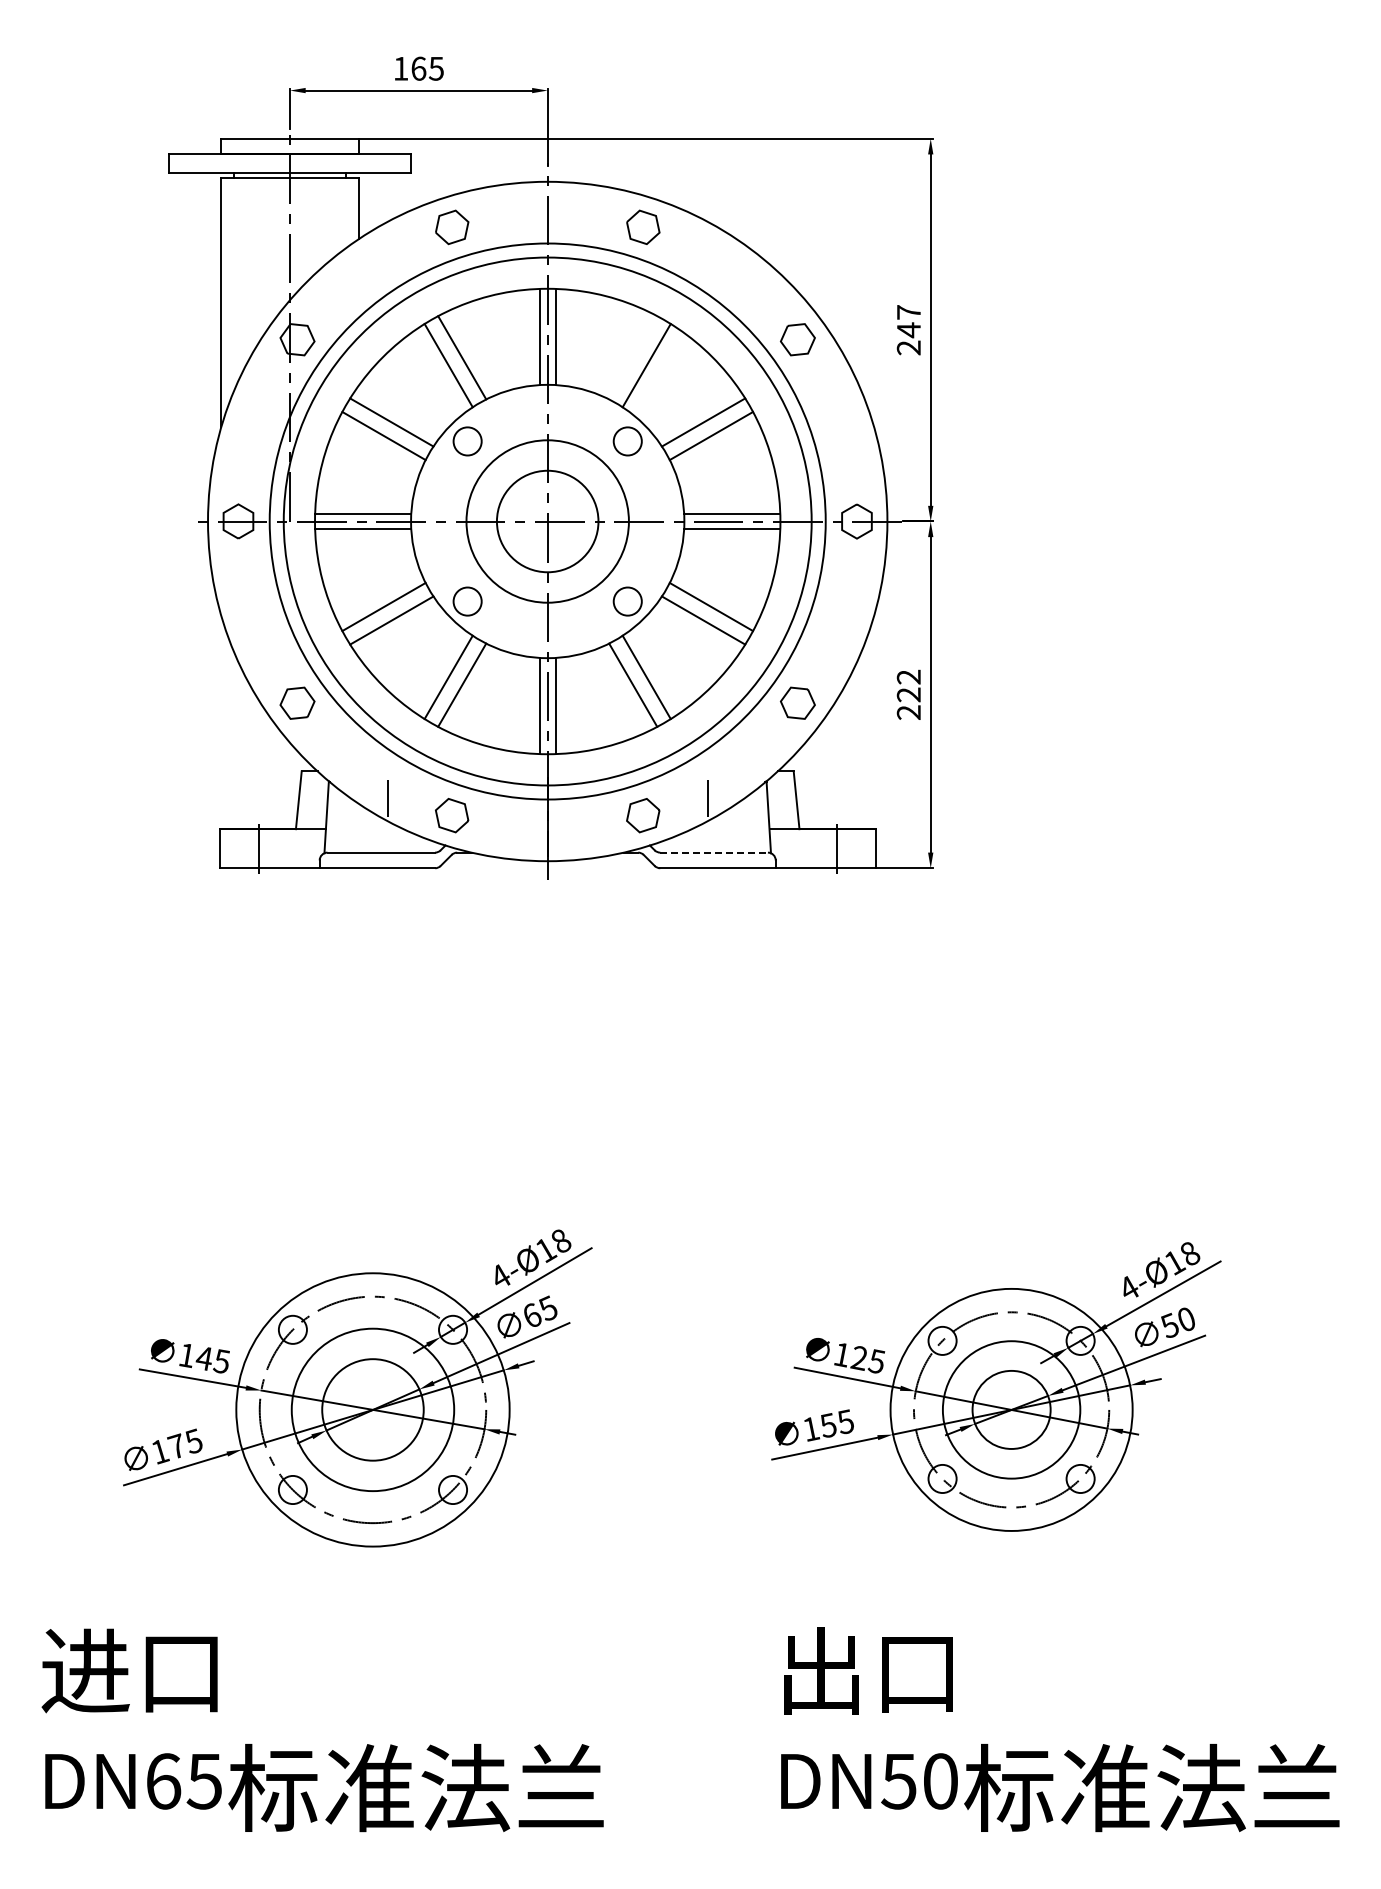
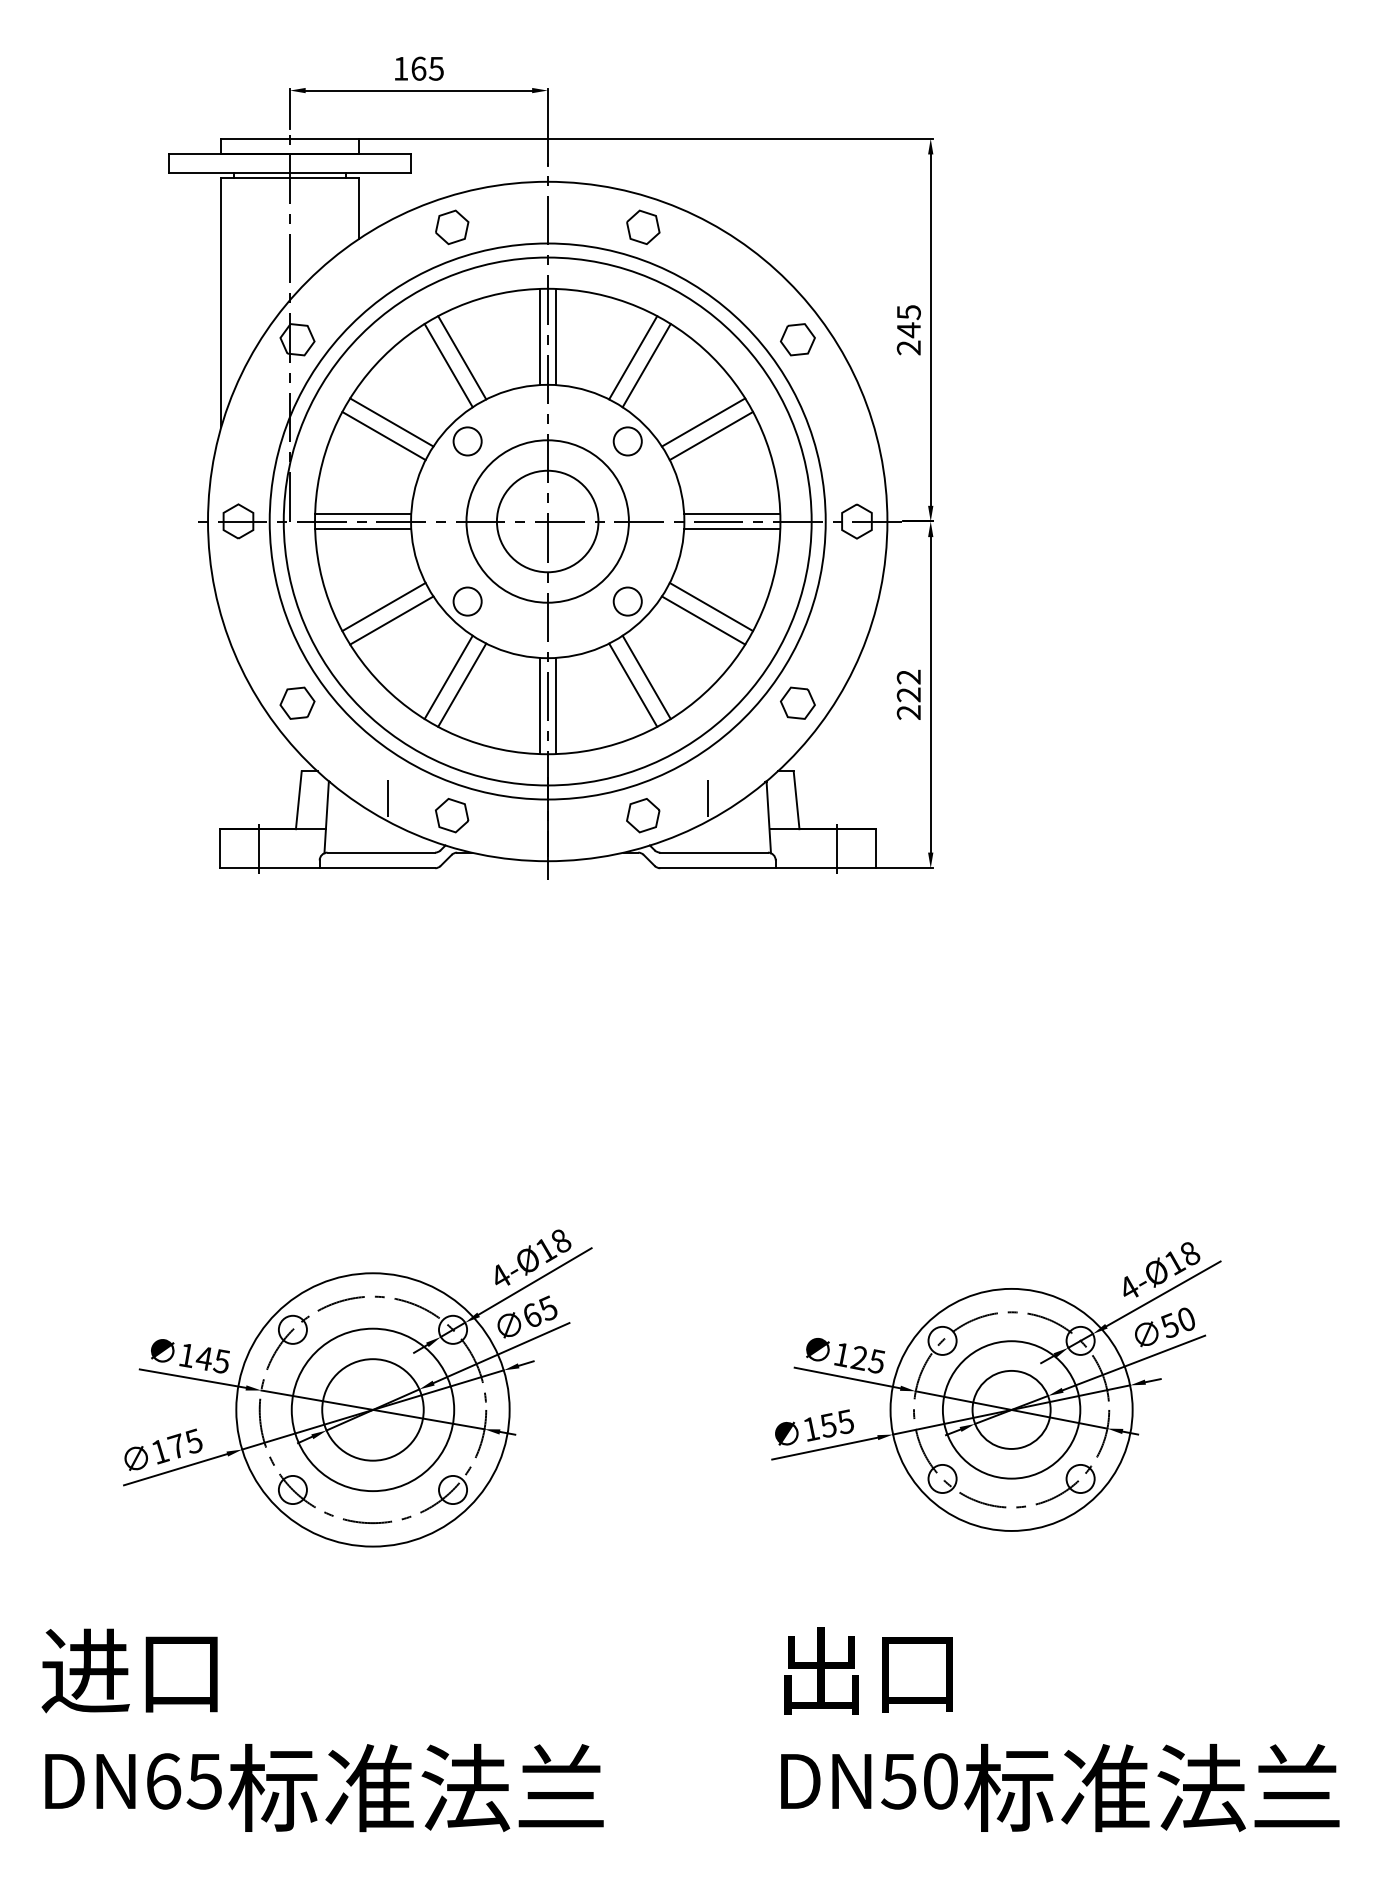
text: 247 -> 245 (908, 312)
line: none -> present (633, 357)
line: dashed -> solid (714, 852)
